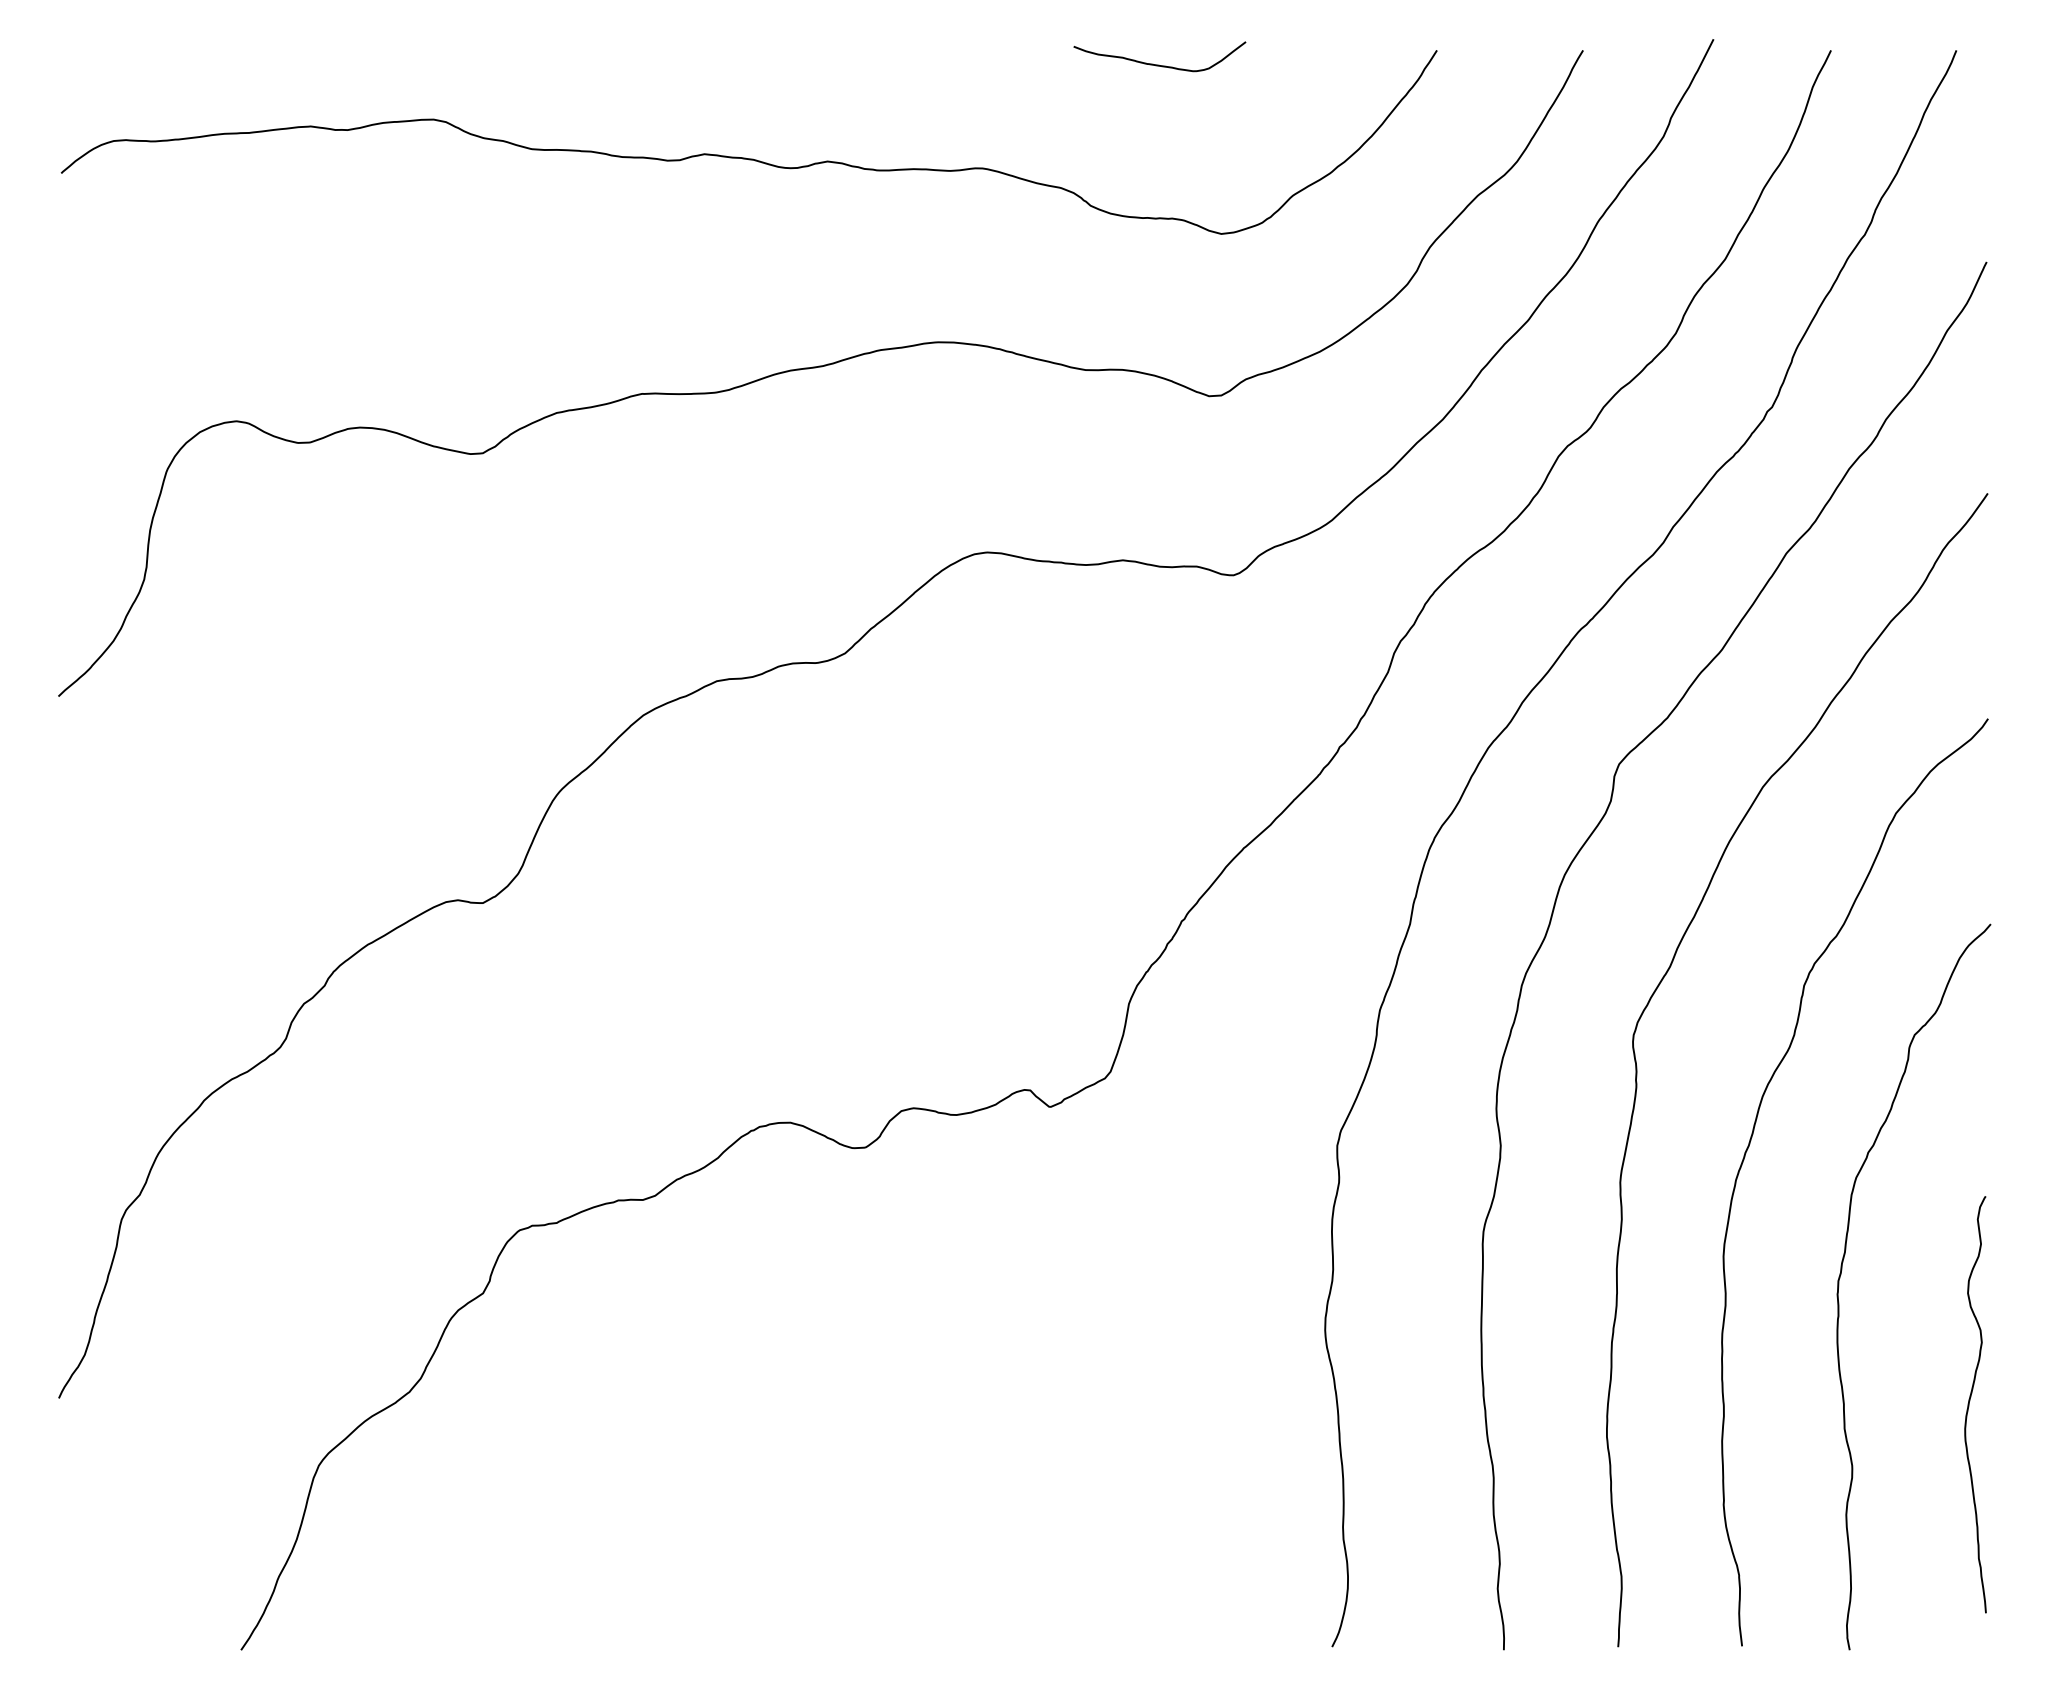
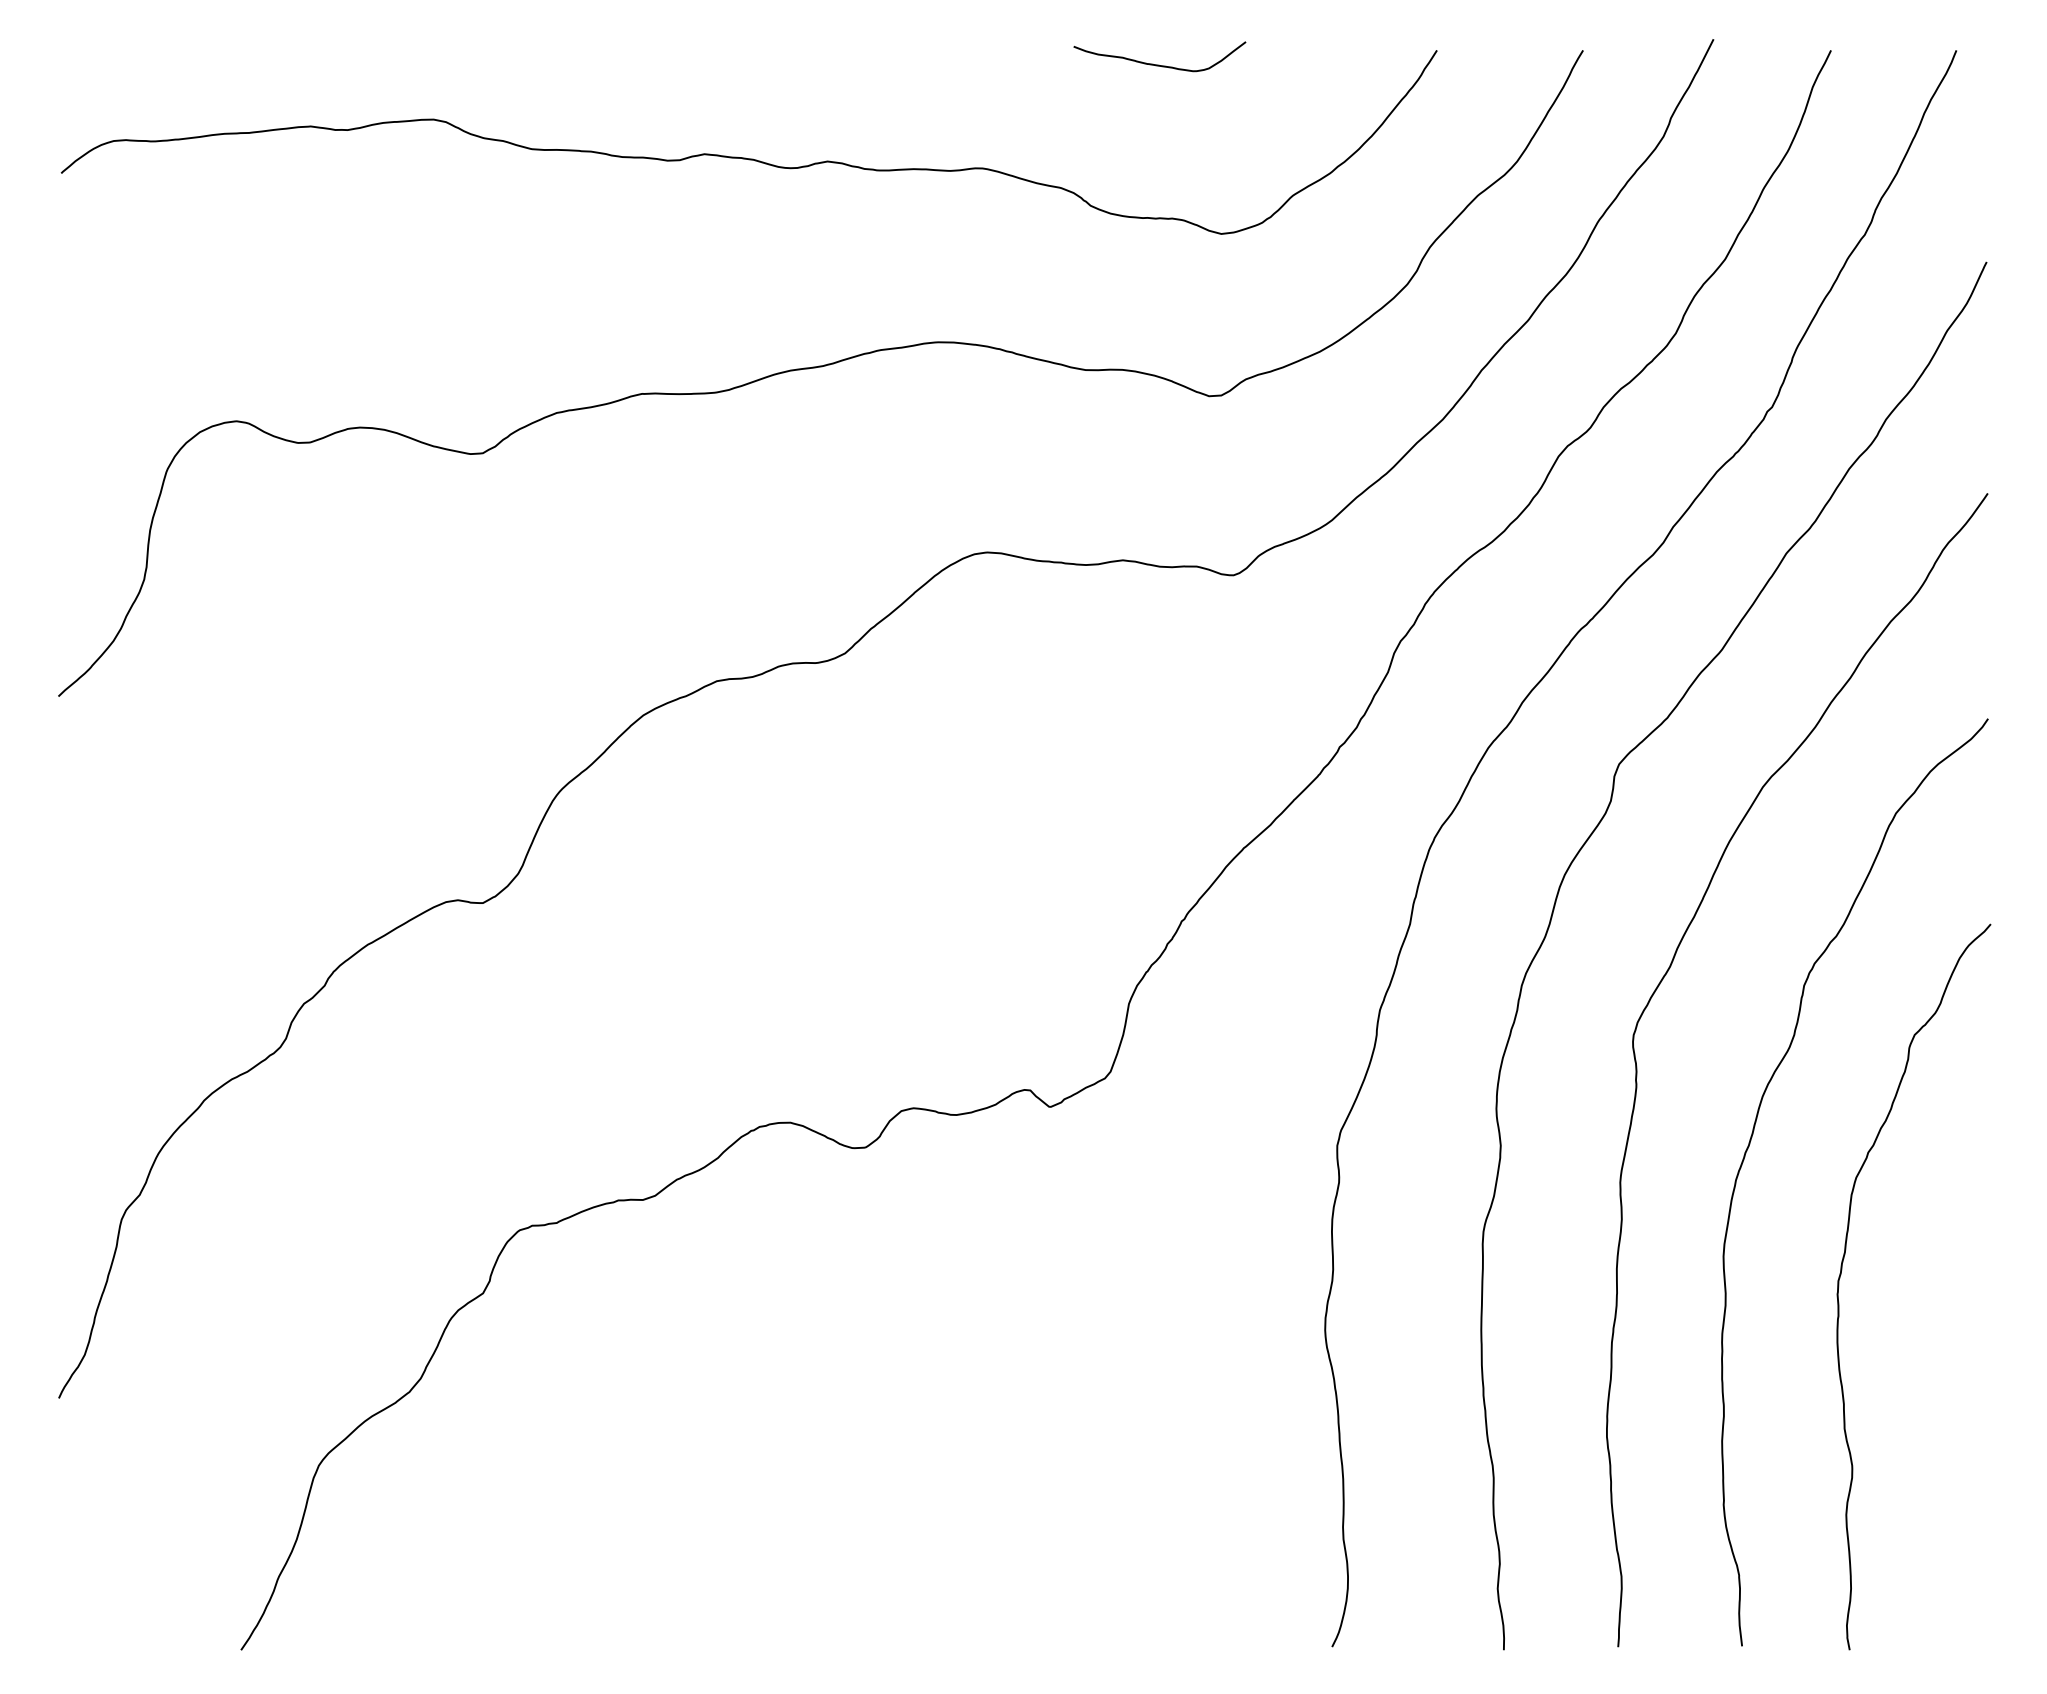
curve: present -> none (1970, 1401)
